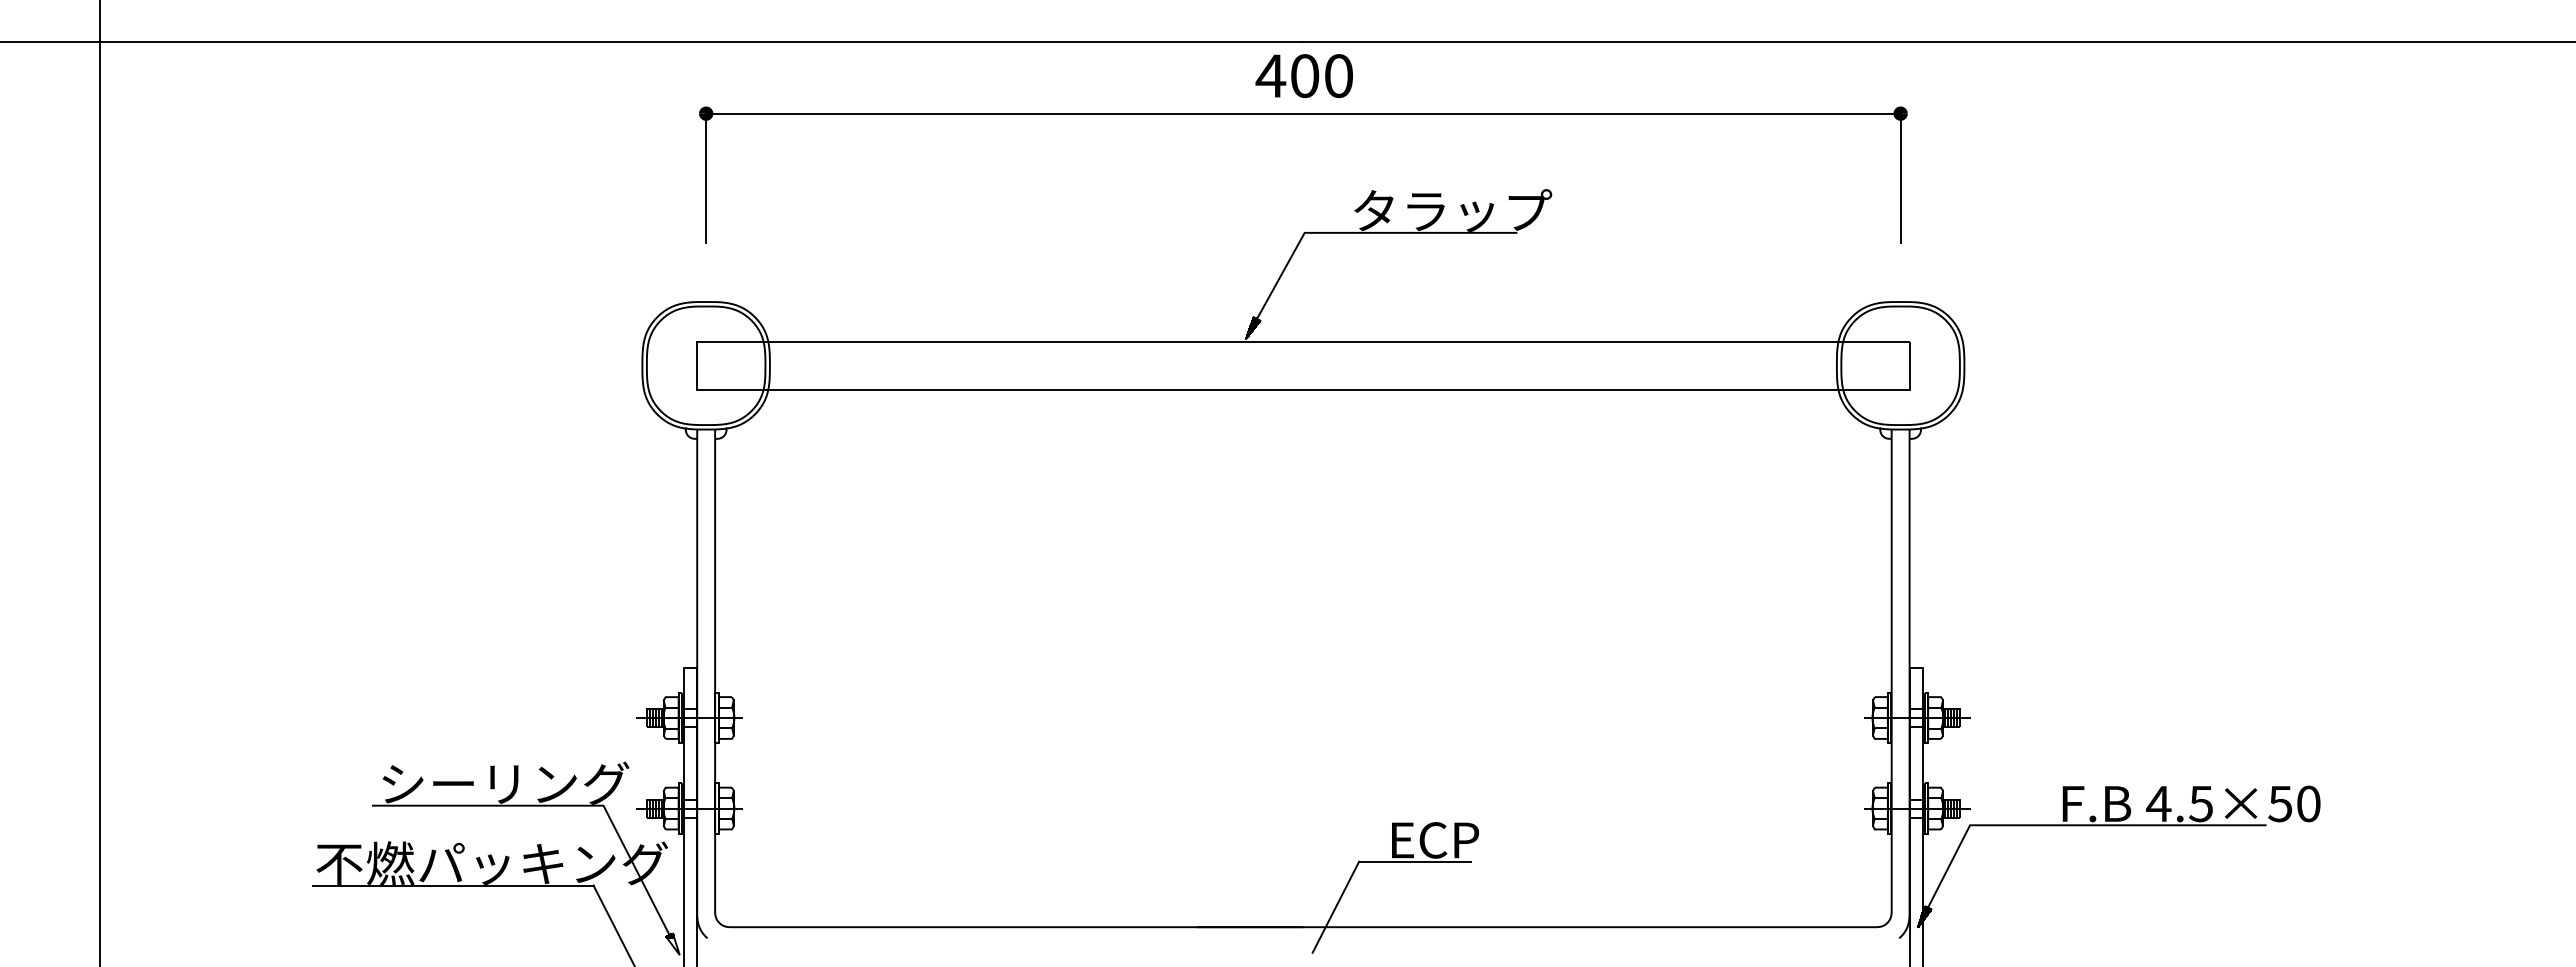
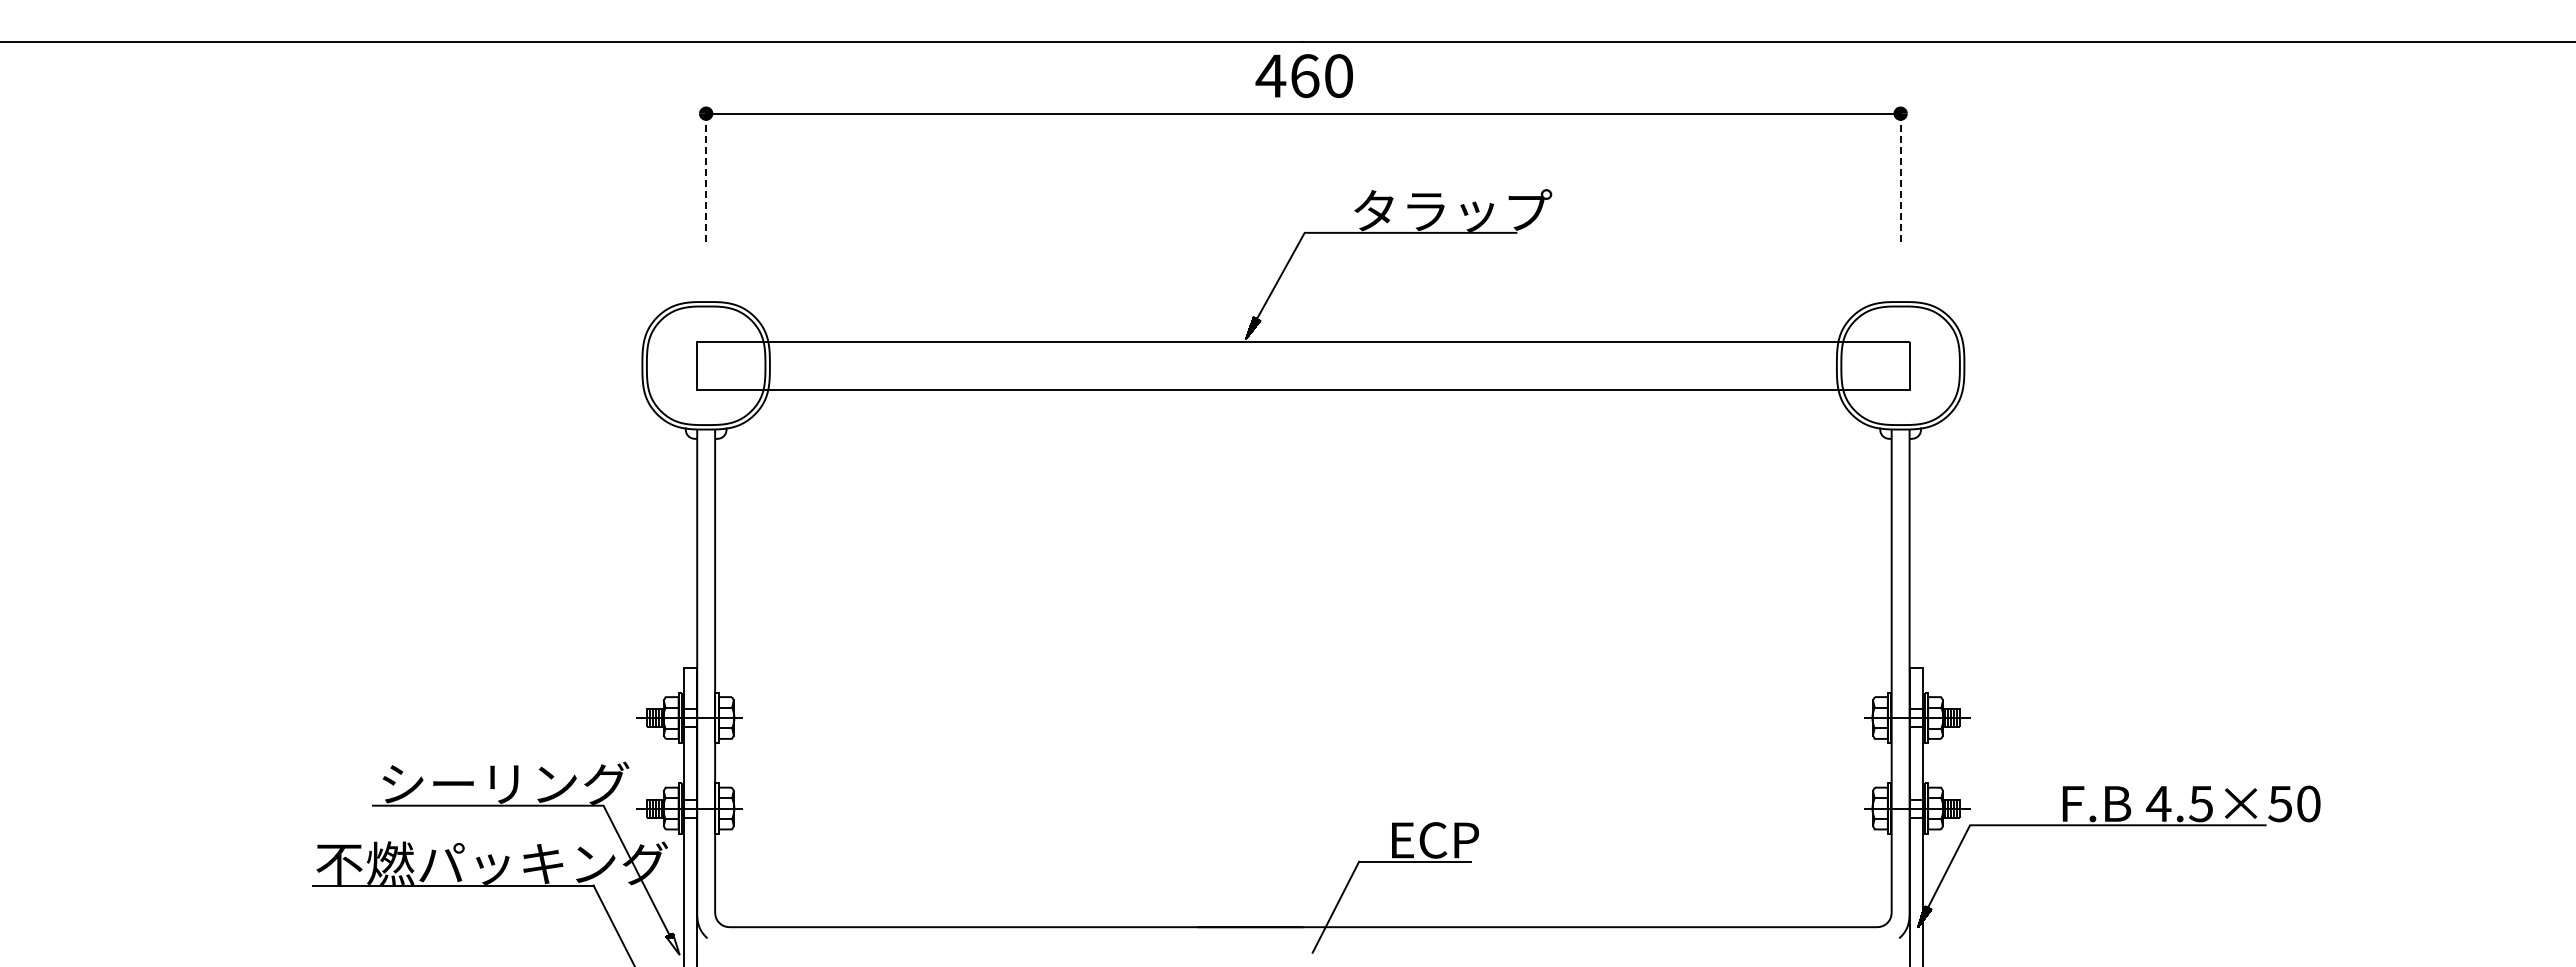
text: 400 -> 460 (1305, 76)
line: solid -> dashed (706, 178)
line: solid -> dashed (1900, 178)
line: present -> none (99, 482)
